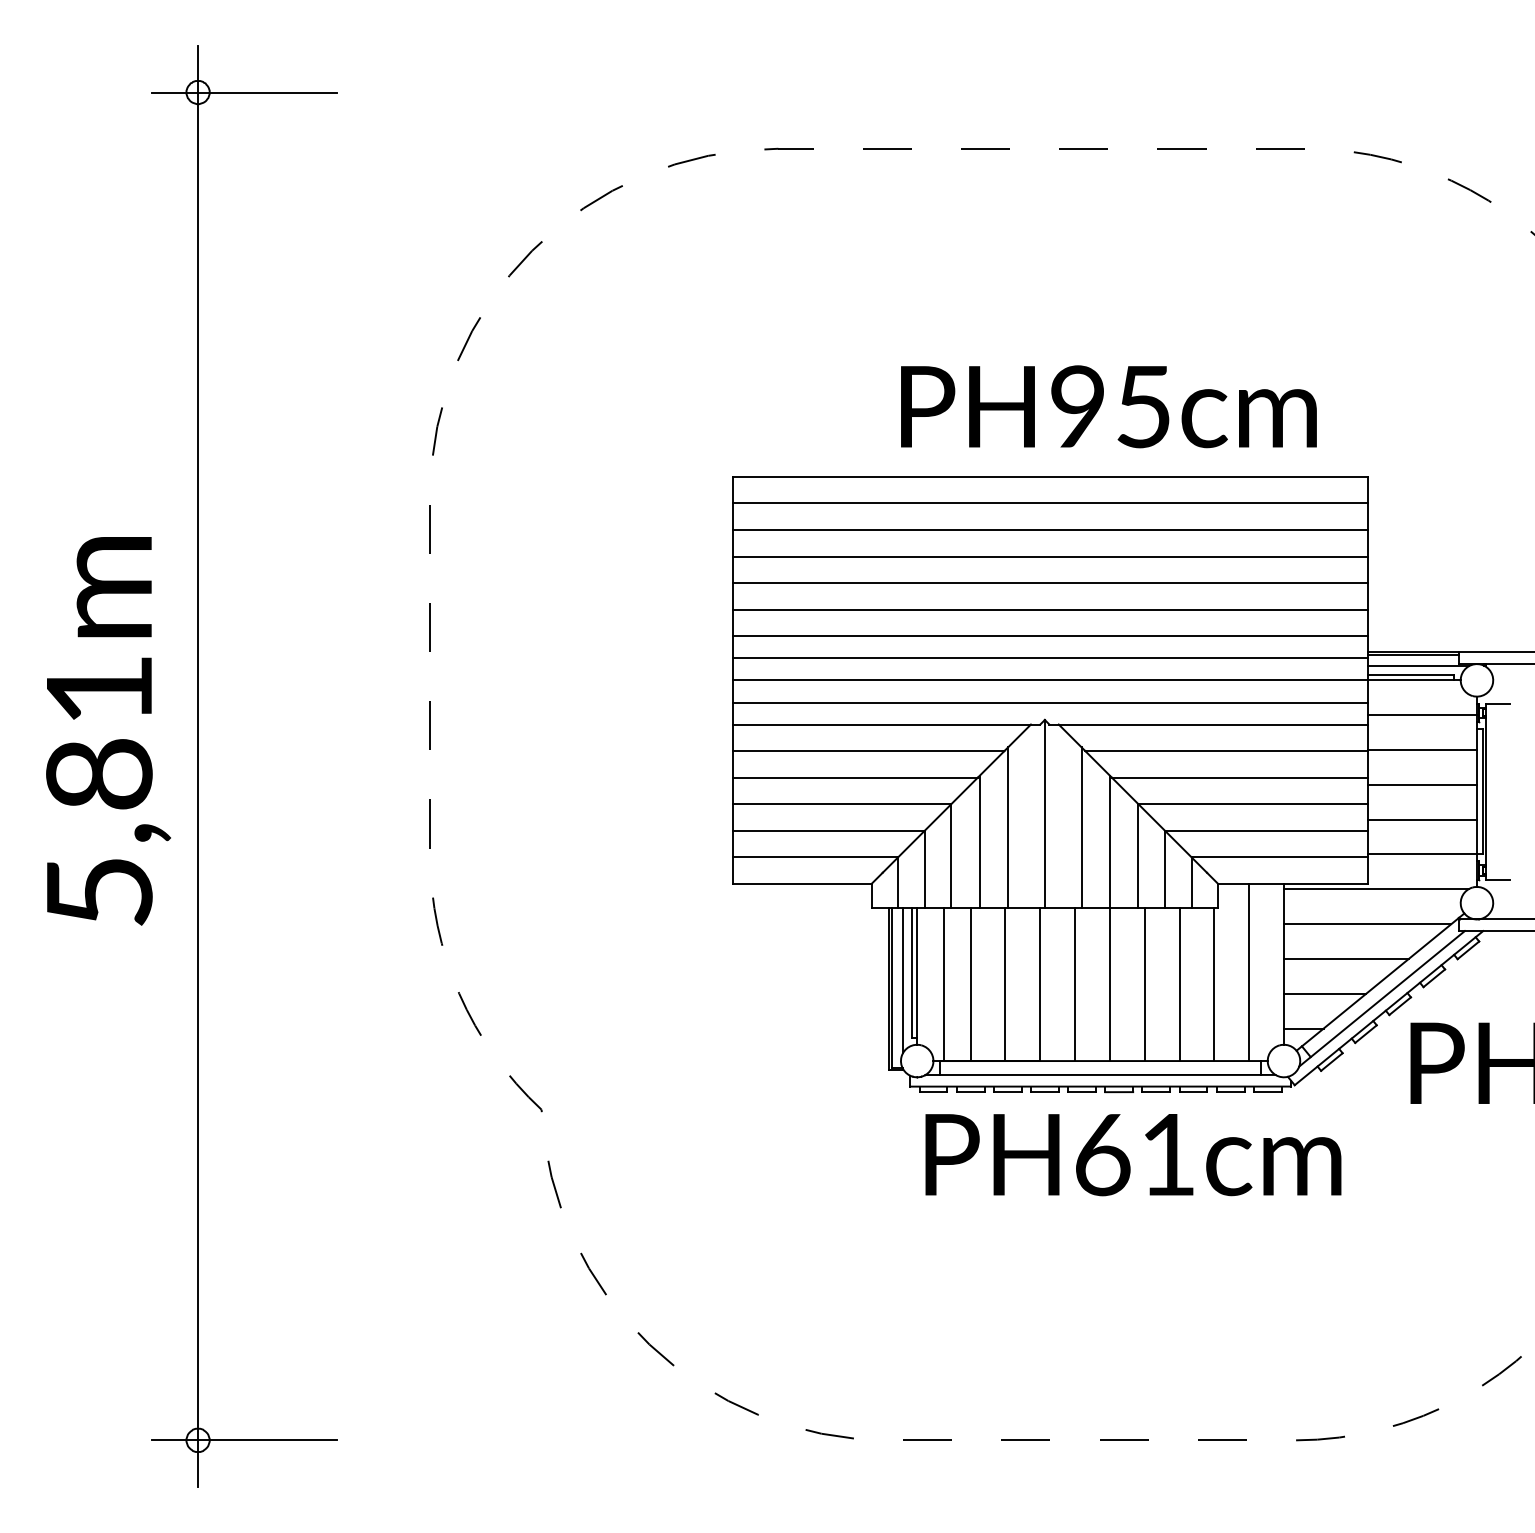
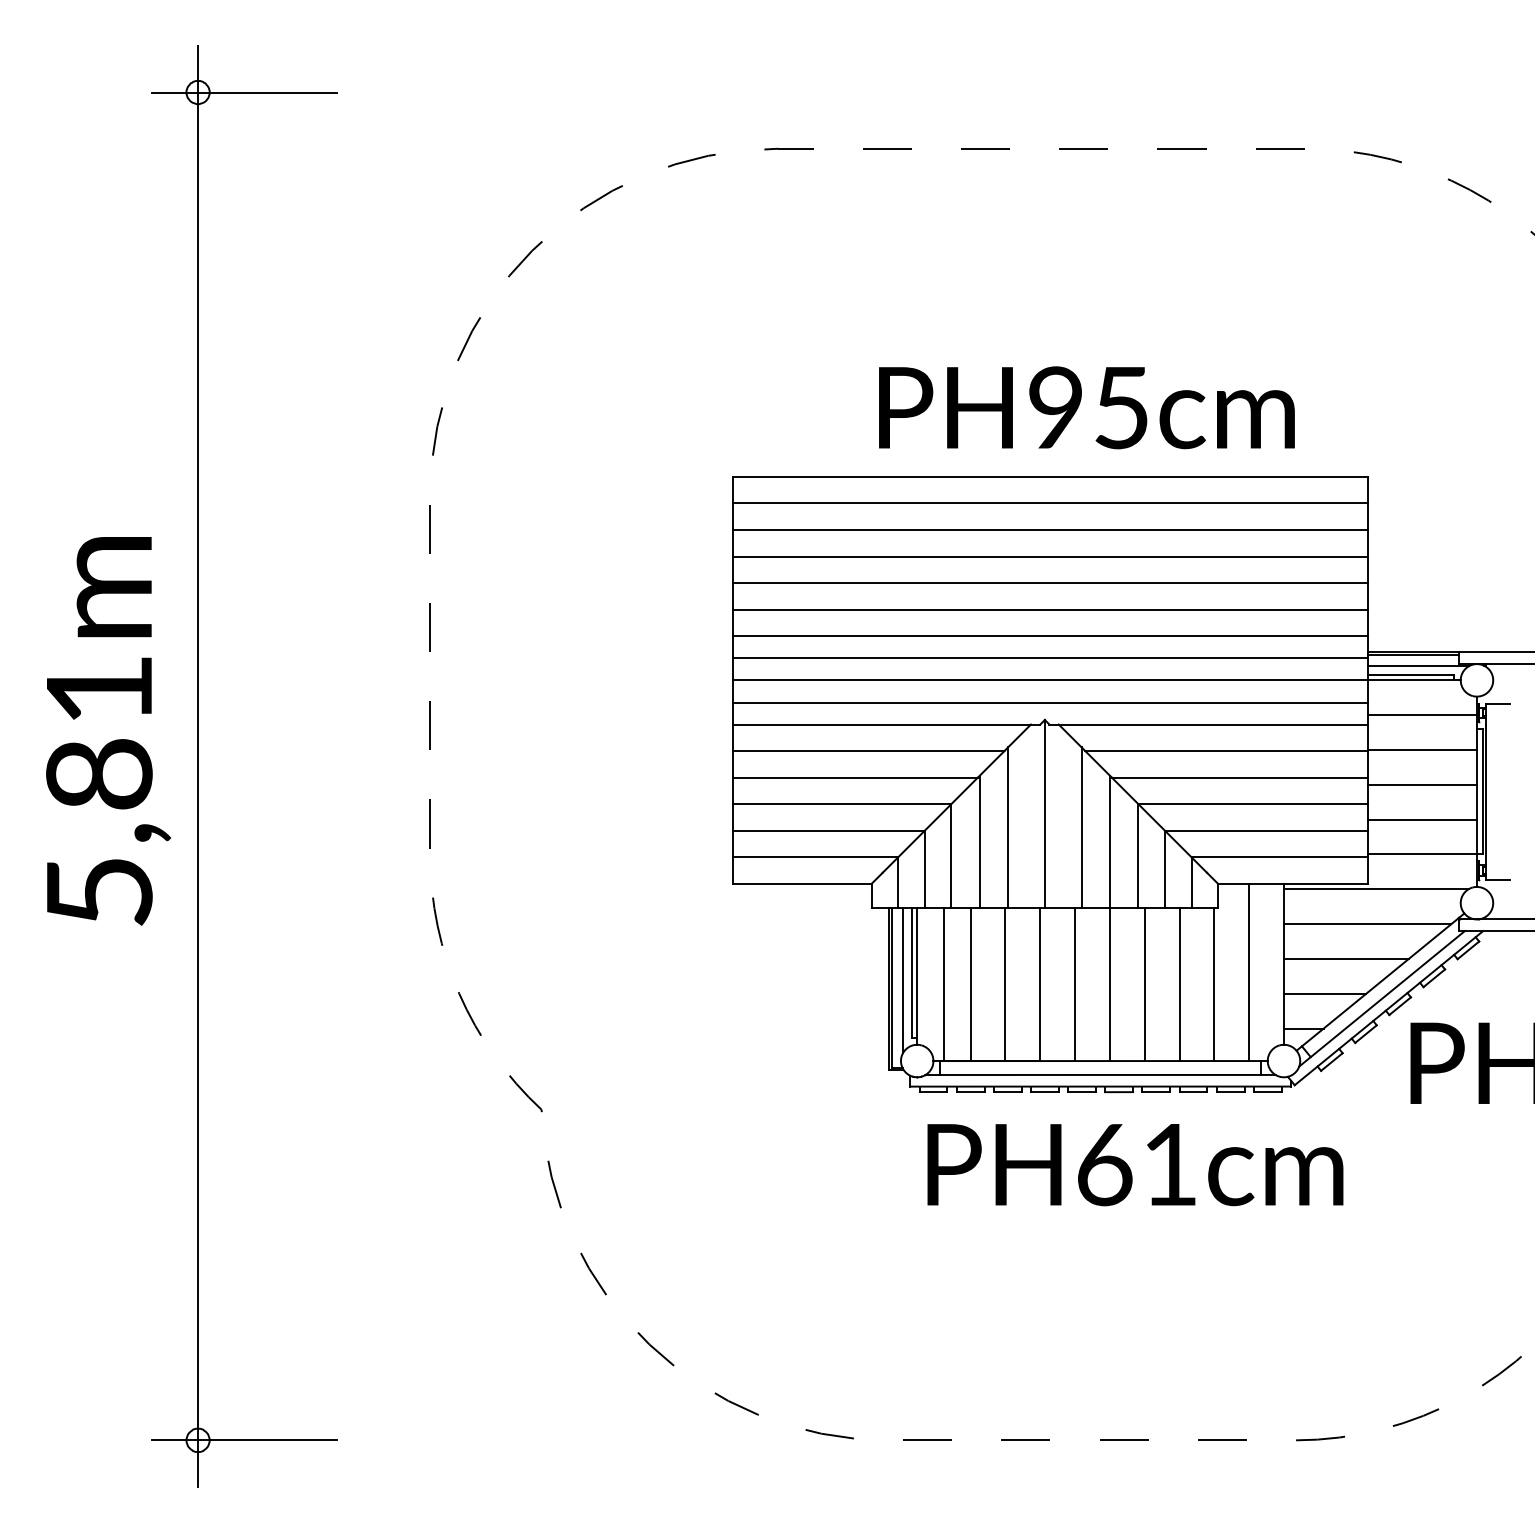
text position: (1108, 406) -> (1086, 407) (1086, 407)
text position: (1133, 1155) -> (1135, 1165) (1135, 1165)
